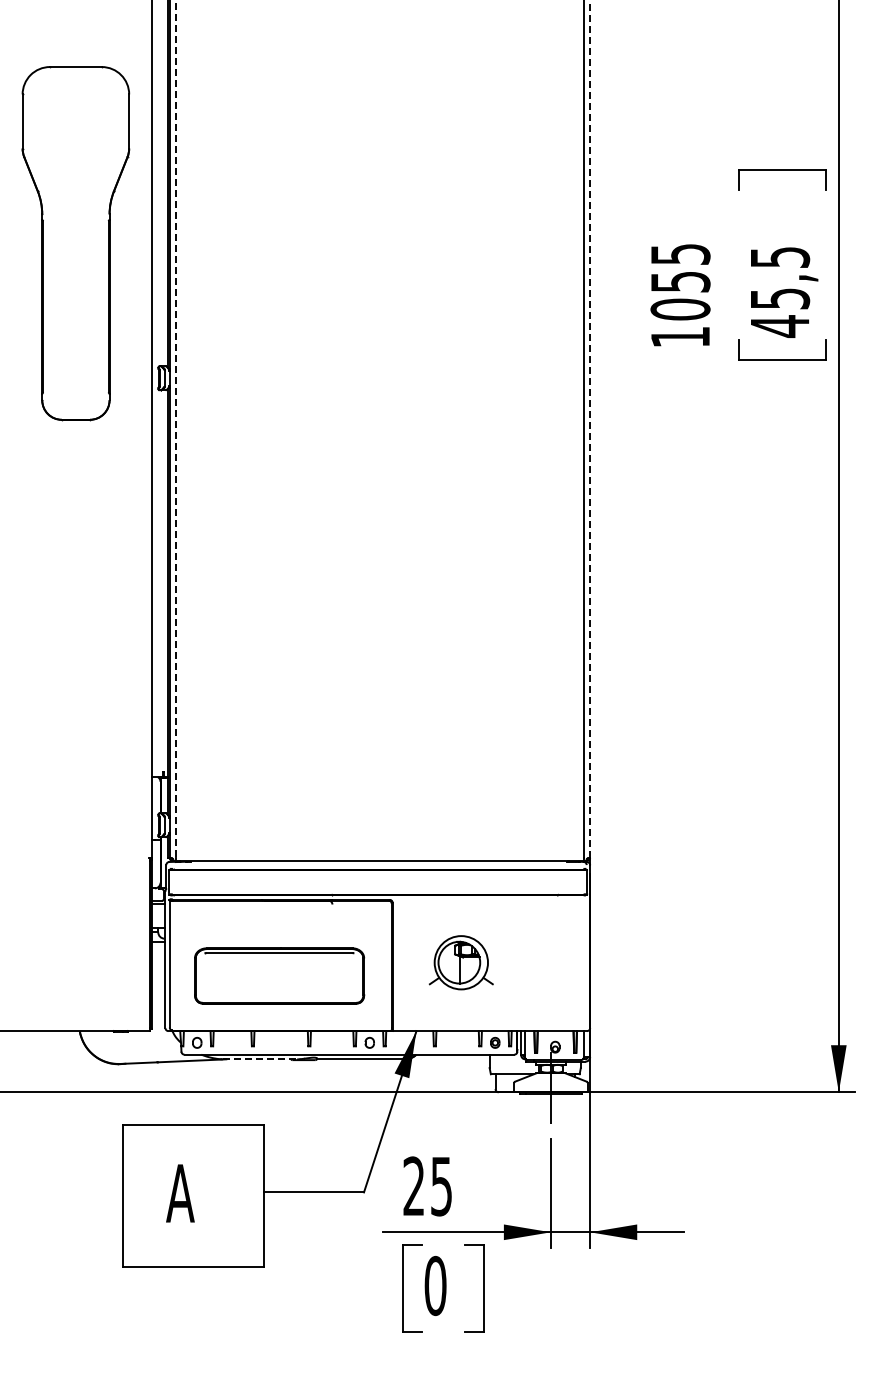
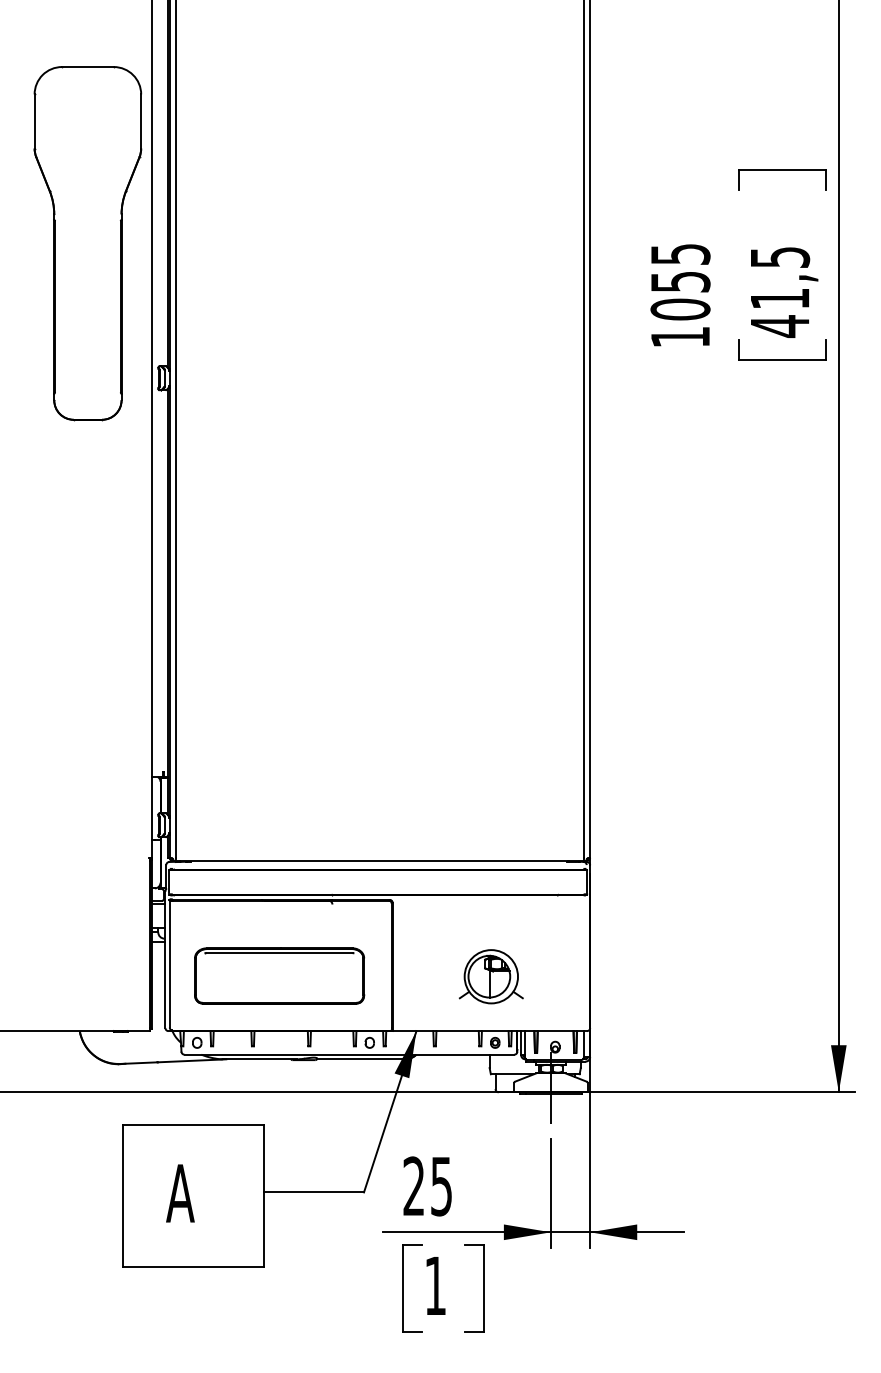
part position: (75, 243) -> (87, 243) (87, 243)
text: 45,5 -> 41,5 (780, 298)
line: dashed -> solid (176, 429)
line: dashed -> solid (590, 429)
part position: (460, 962) -> (490, 976) (490, 976)
line: dashed -> solid (260, 1059)
text: 0 -> 1 (435, 1285)
